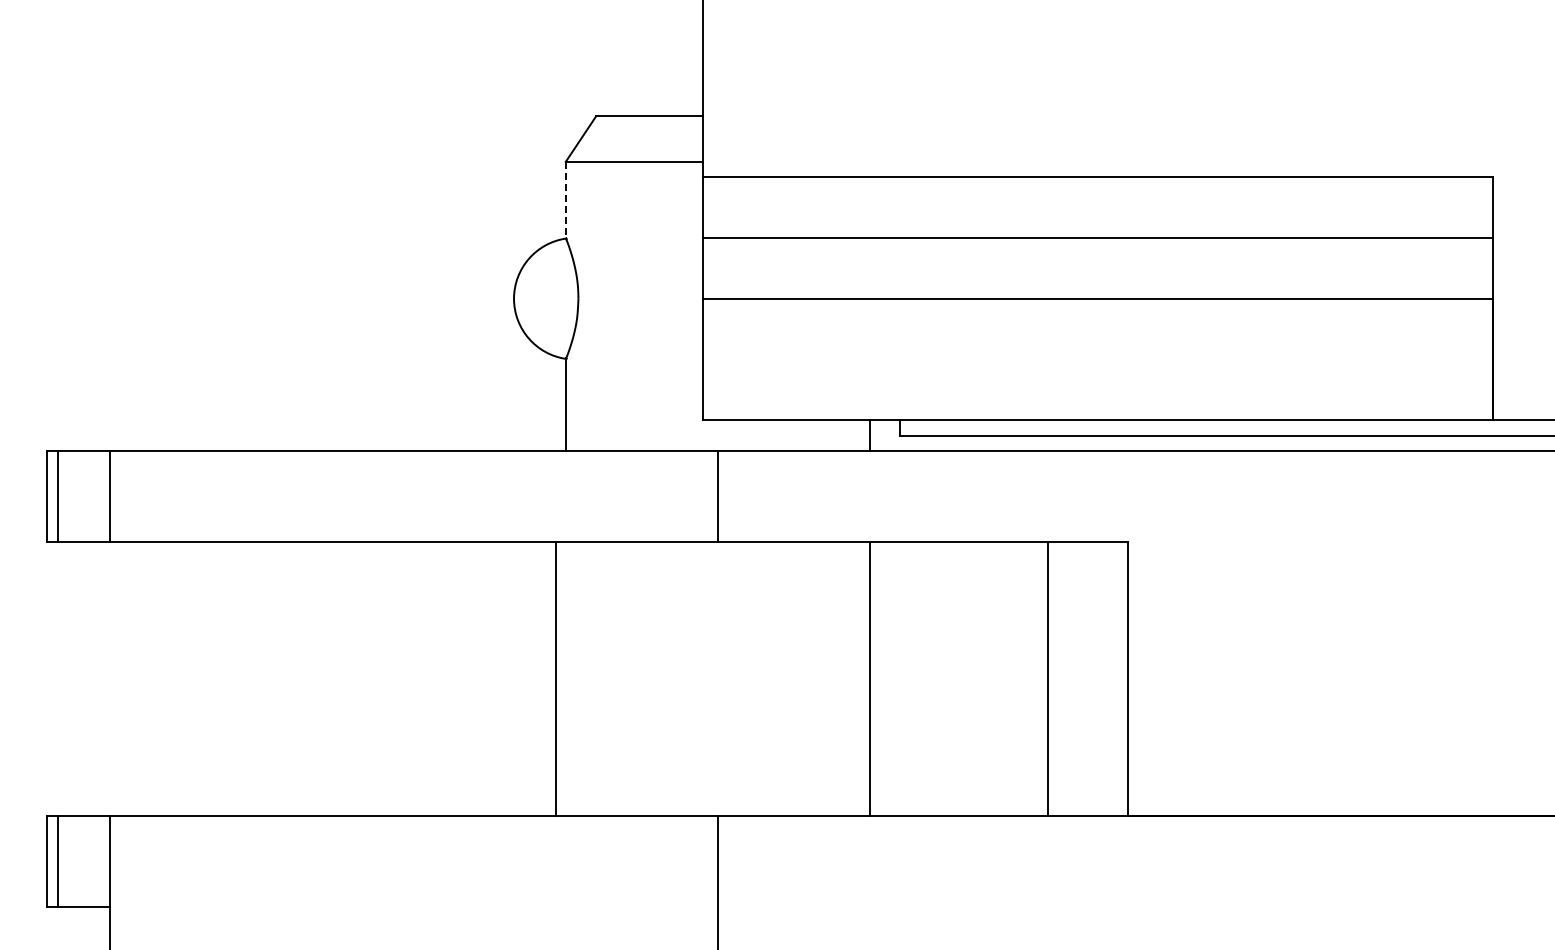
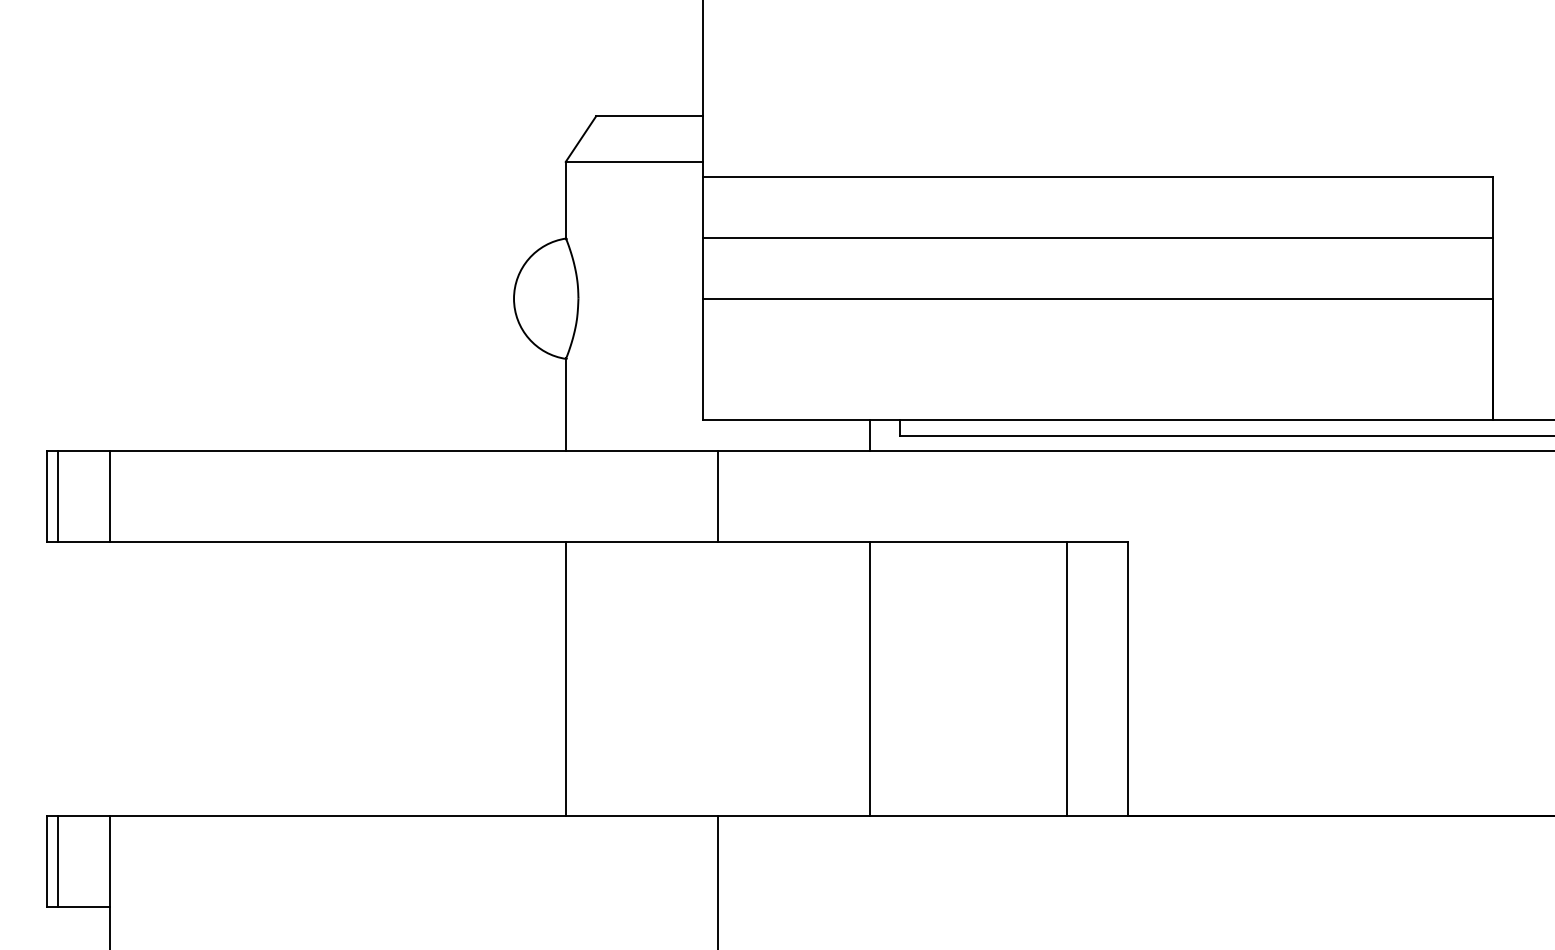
line: dashed -> solid (565, 200)
line position: (555, 678) -> (565, 678) (565, 678)
line position: (1048, 678) -> (1067, 678) (1067, 678)
